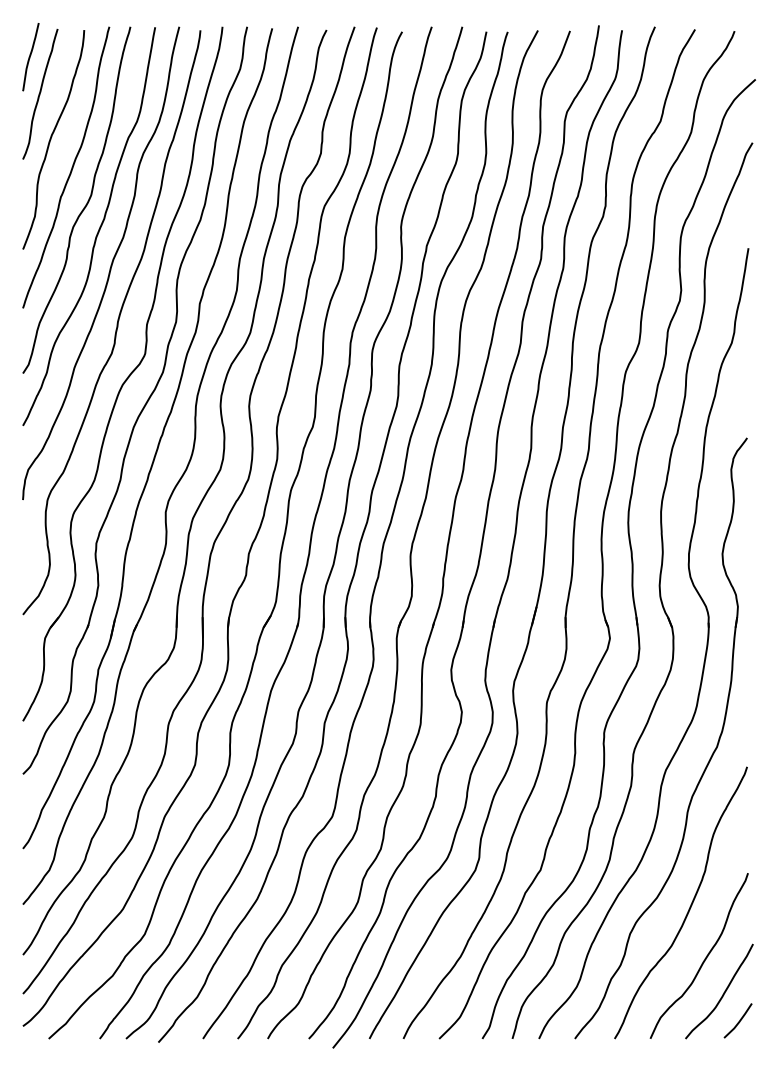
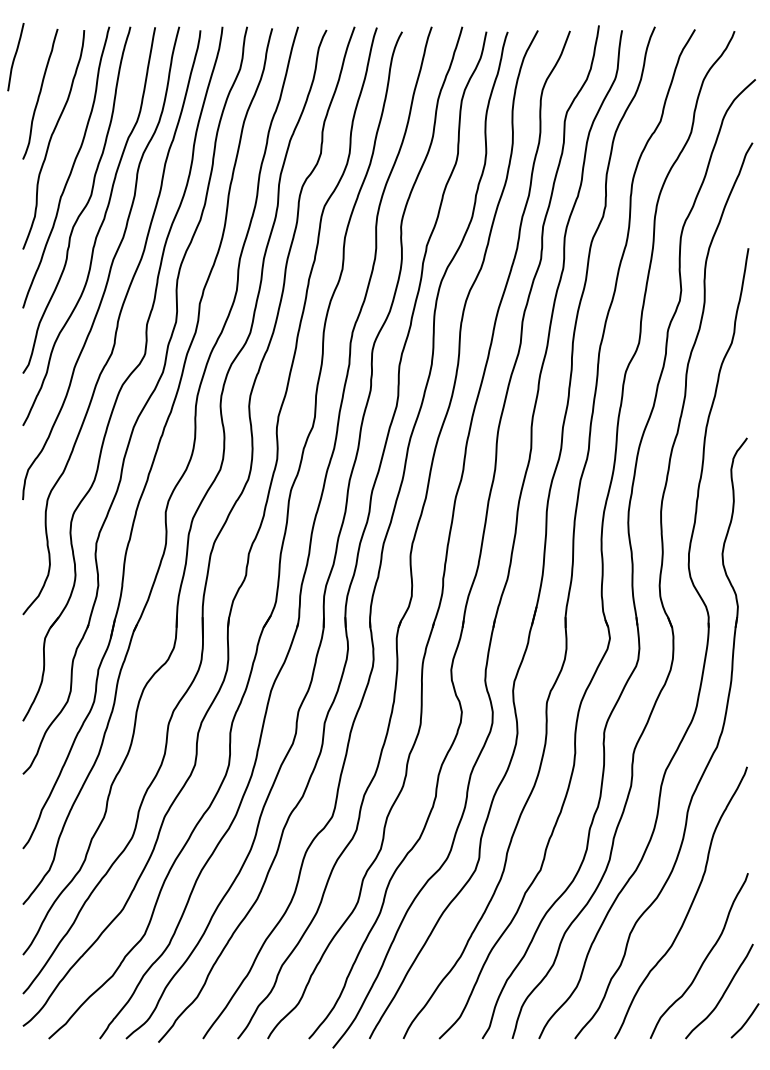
curve position: (30, 57) -> (15, 57) (15, 57)
line position: (738, 1021) -> (745, 1021) (745, 1021)
